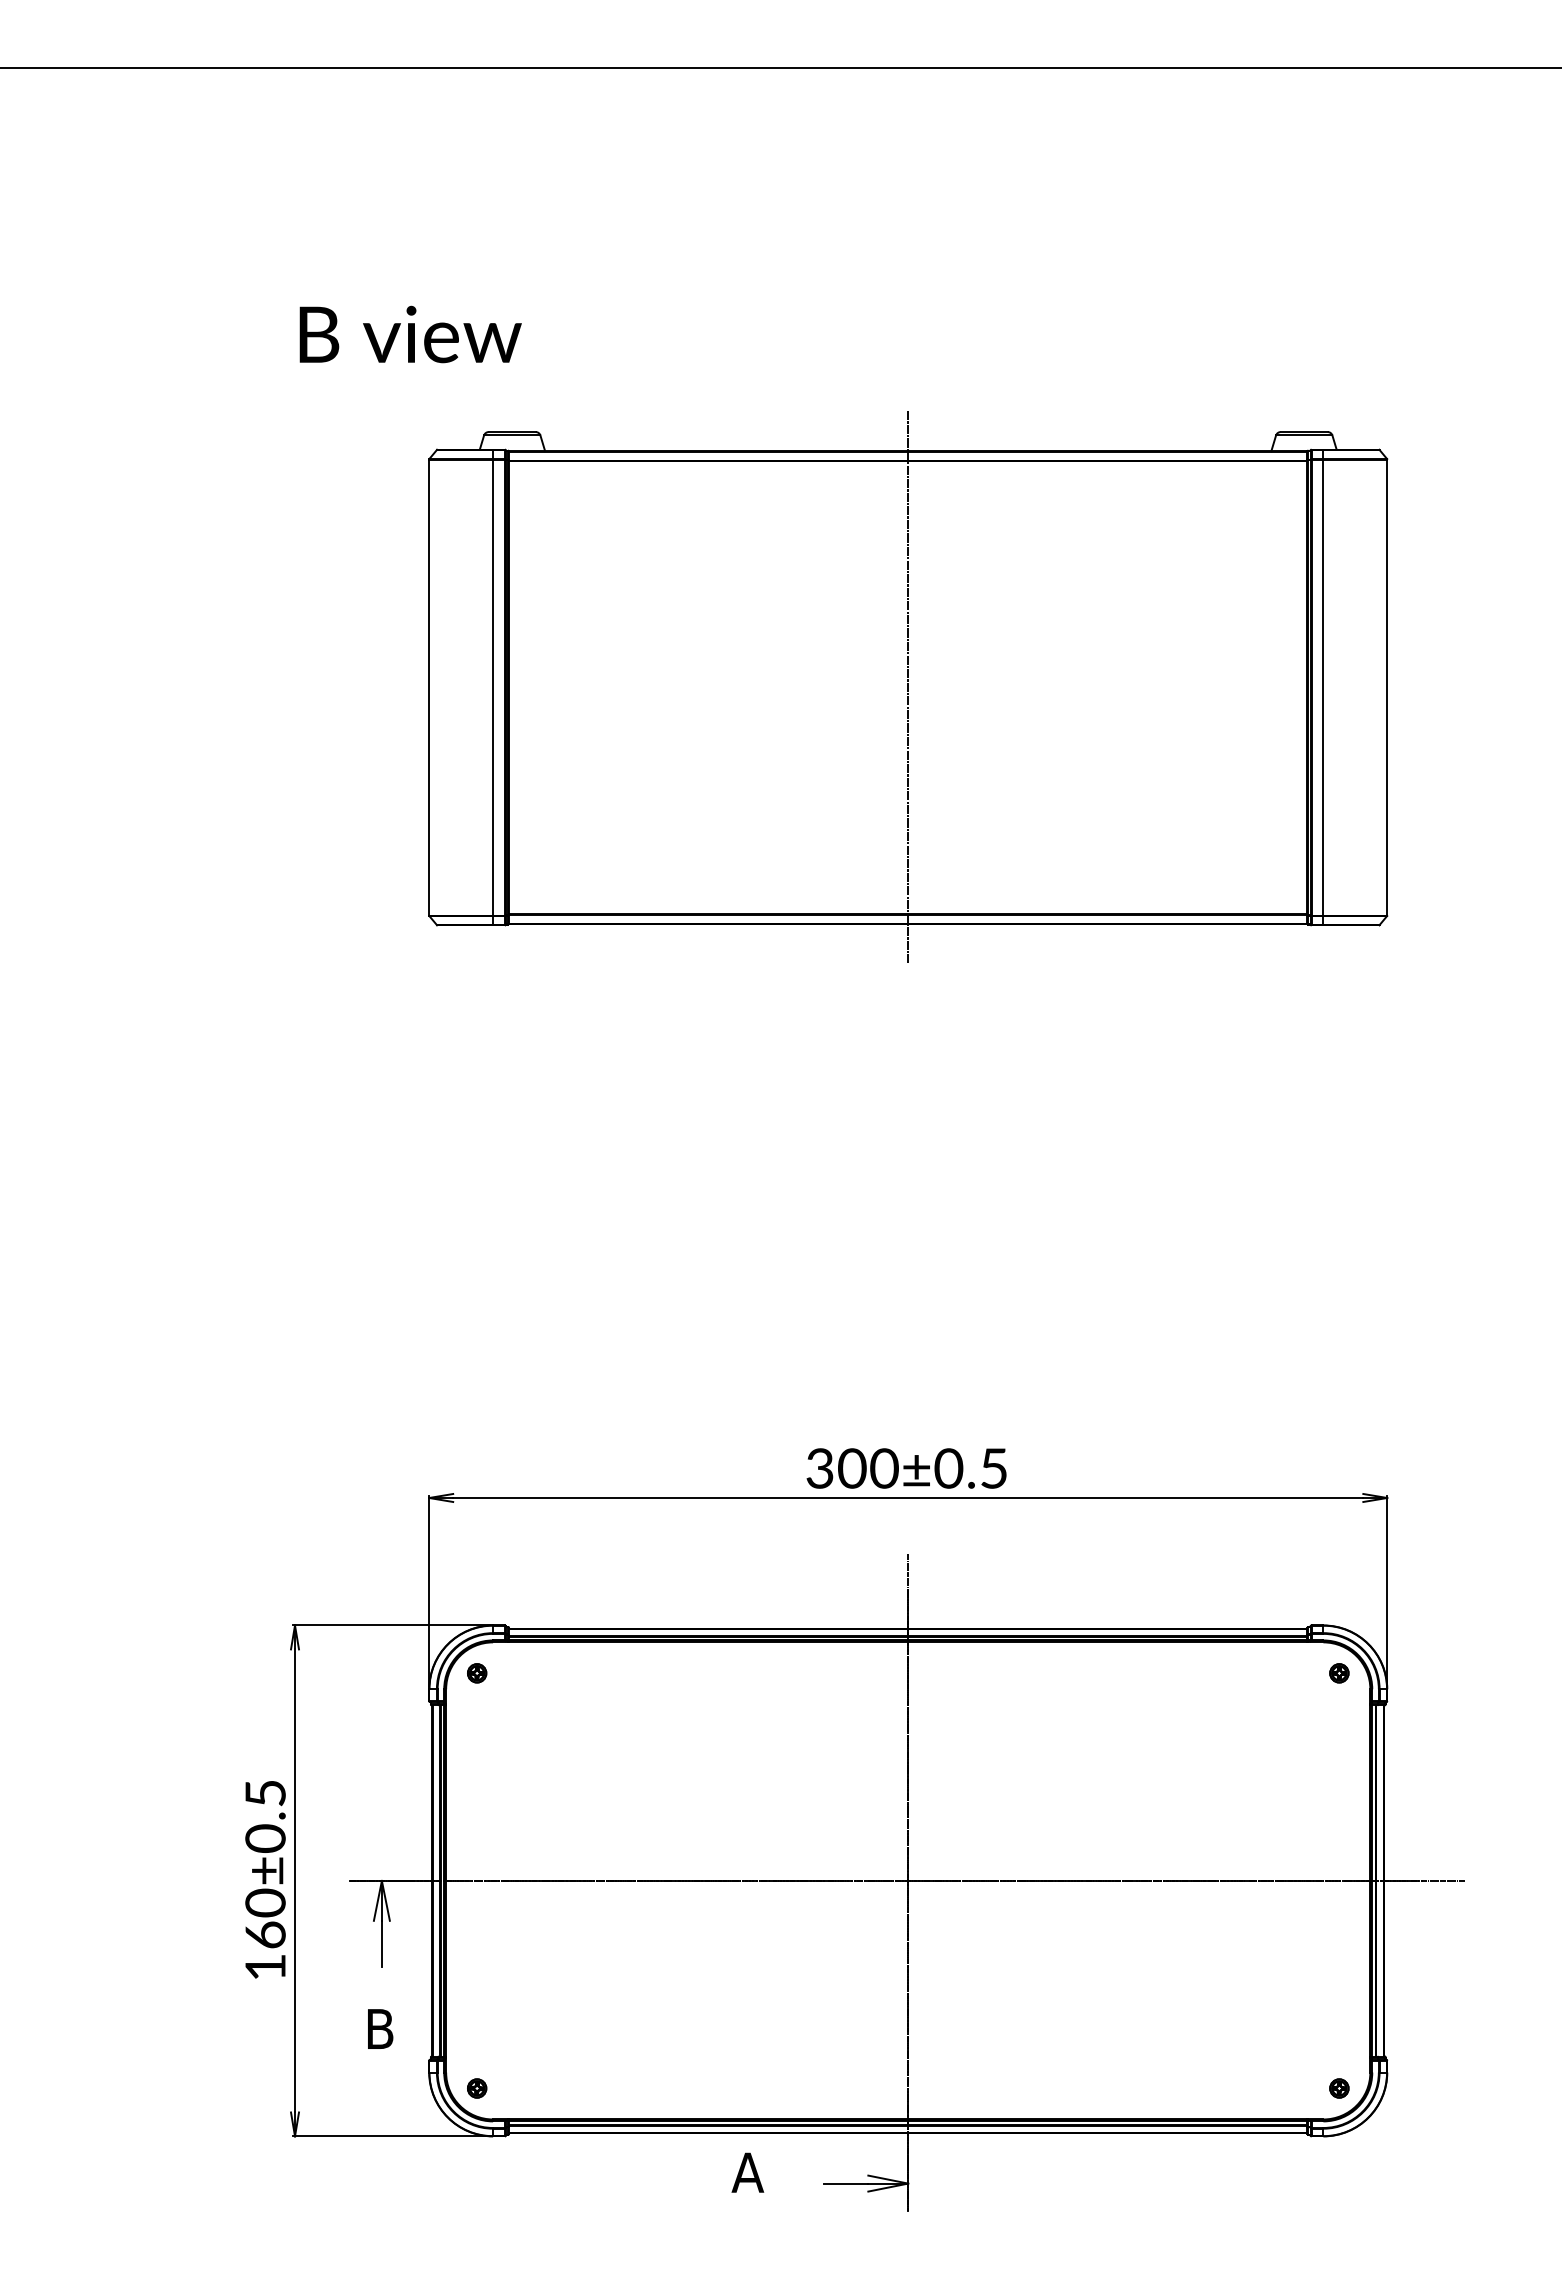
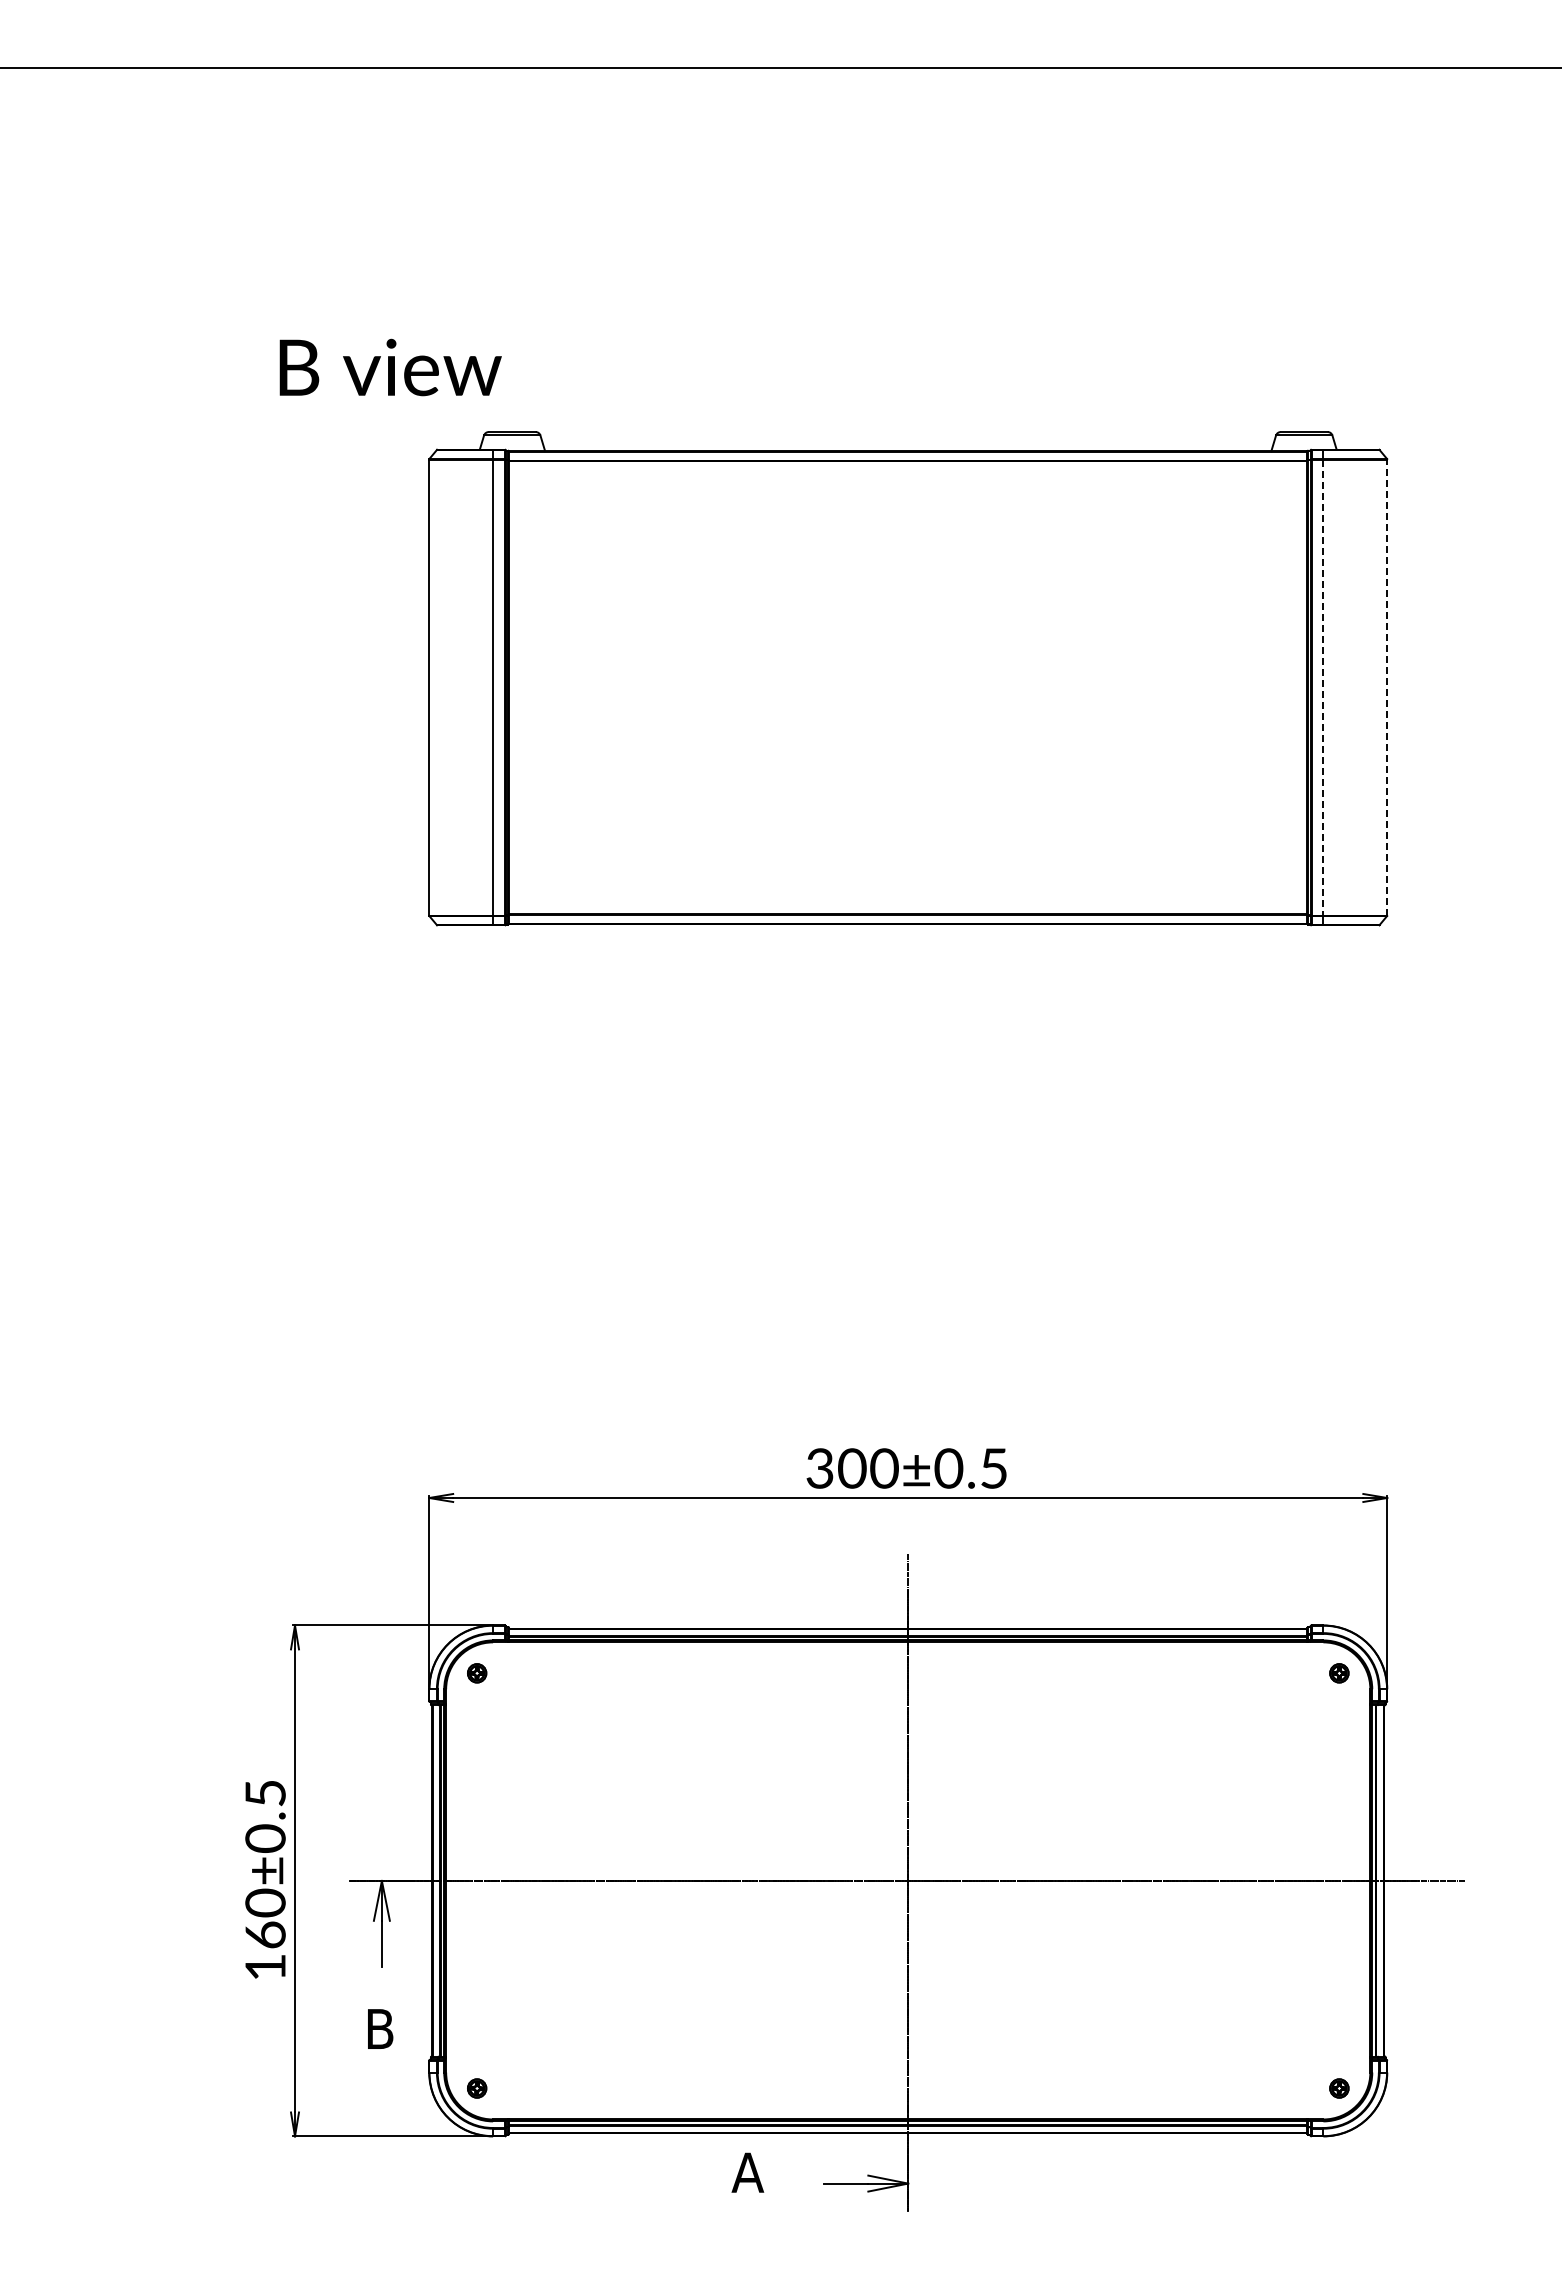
text position: (410, 334) -> (390, 367) (390, 367)
line: present -> none (908, 687)
line: solid -> dashed (1323, 687)
line: solid -> dashed (1387, 687)
